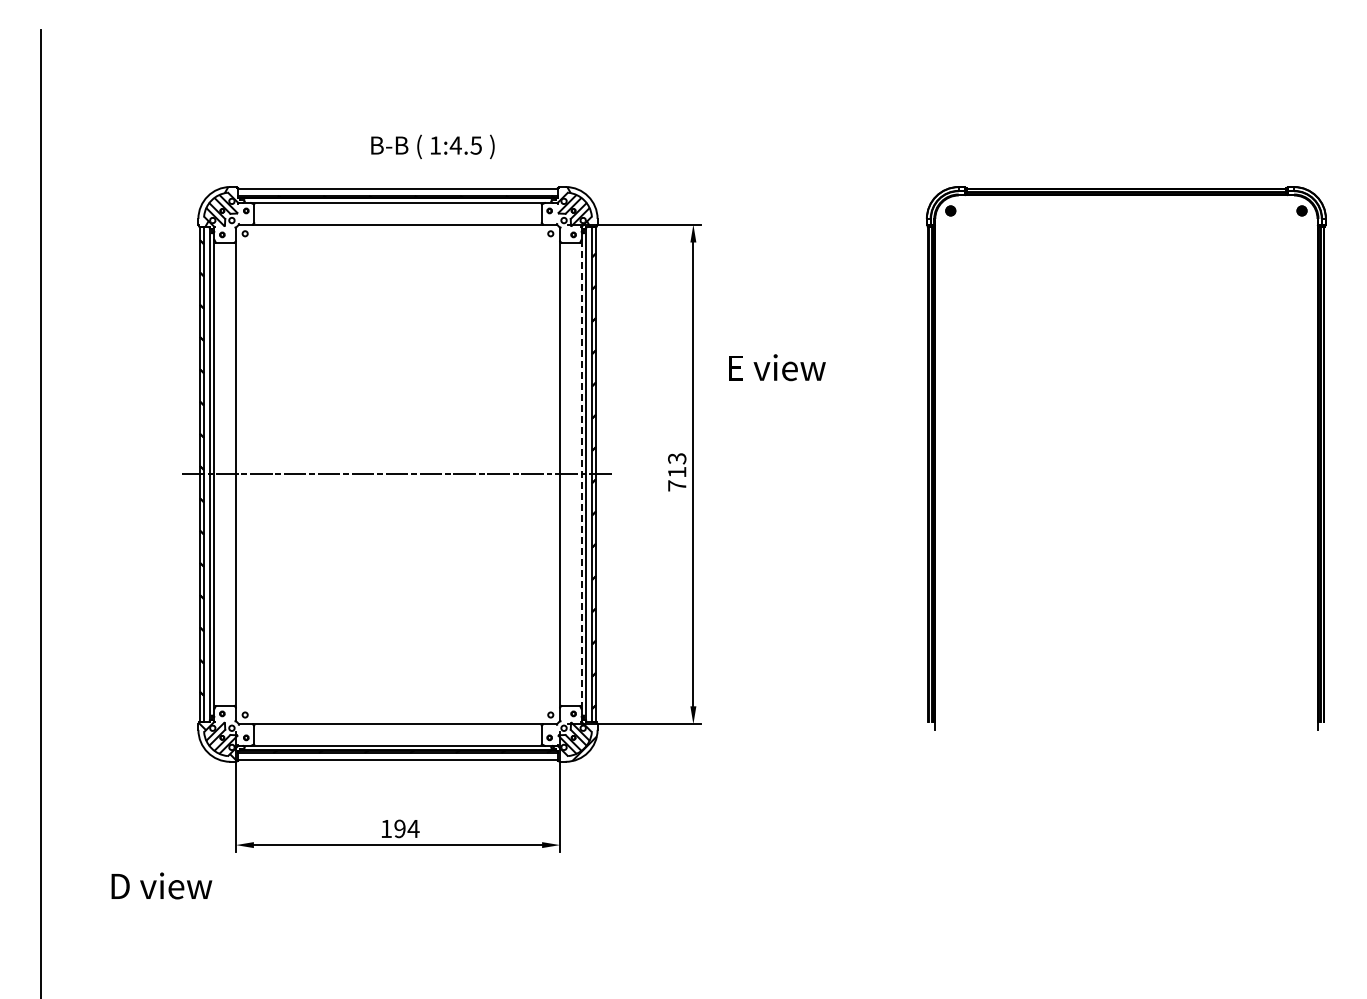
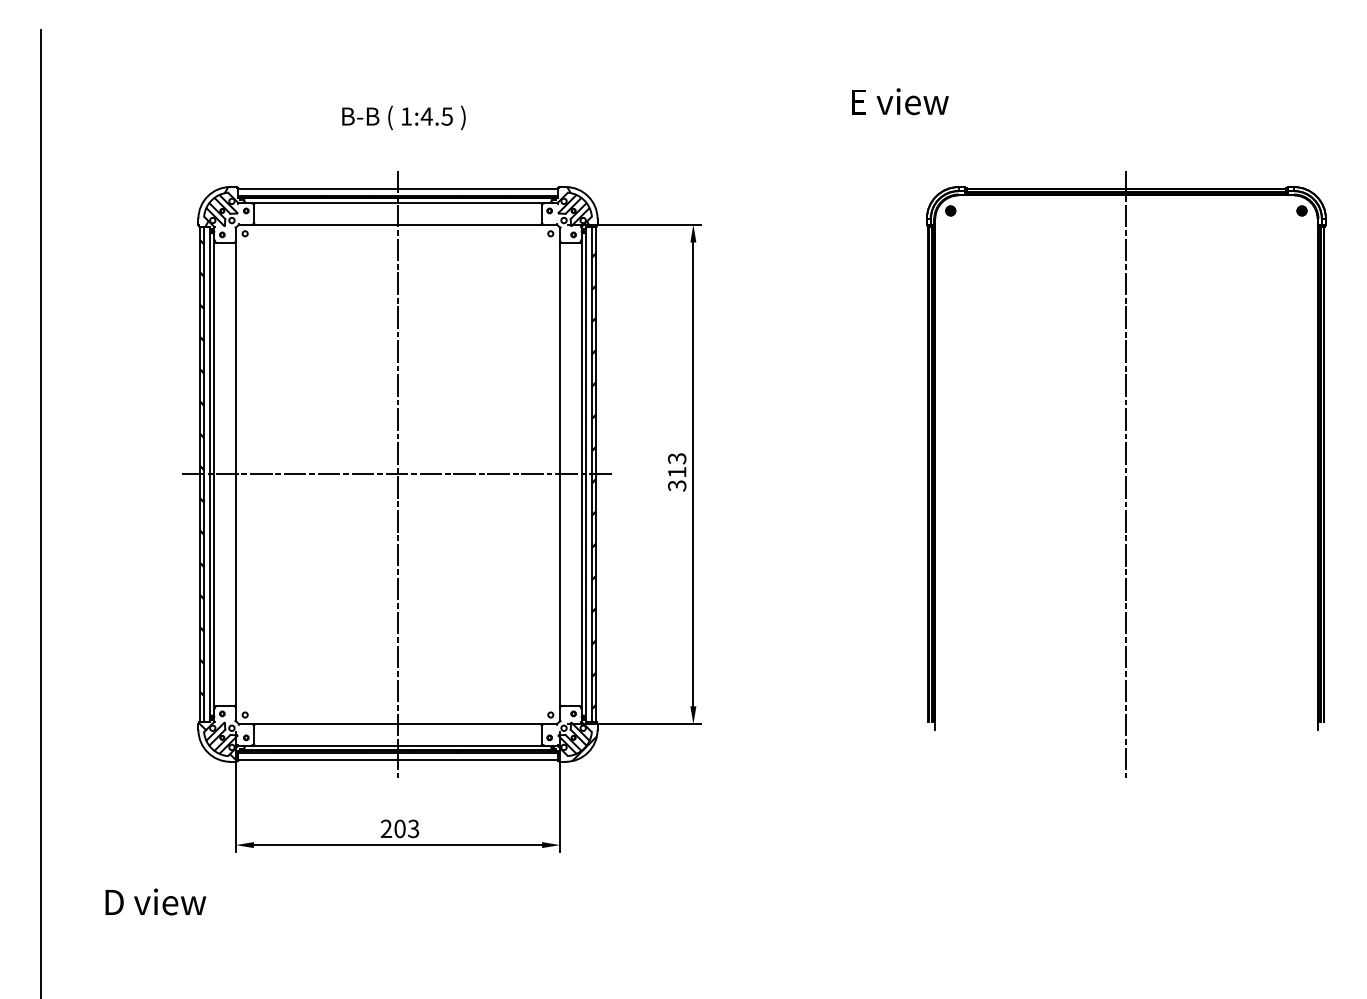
text position: (432, 146) -> (403, 117) (403, 117)
text position: (777, 367) -> (900, 101) (900, 101)
line: none -> present (398, 474)
line: dashed -> solid (581, 474)
line: none -> present (1126, 474)
text: 713 -> 313 (677, 485)
text: 194 -> 203 (399, 828)
text position: (161, 885) -> (155, 901) (155, 901)
